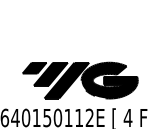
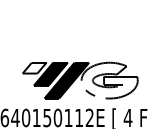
fill: present -> none (34, 67)
fill: present -> none (109, 80)
